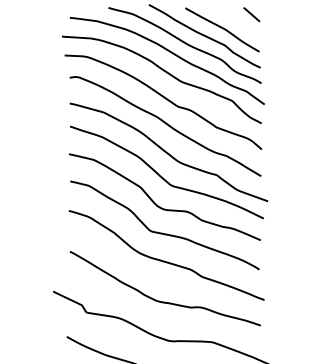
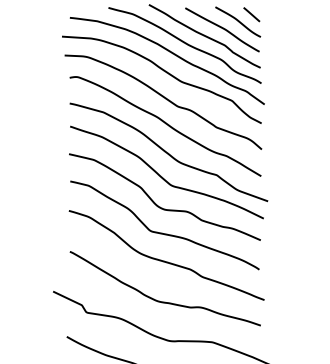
curve: none -> present (238, 21)
